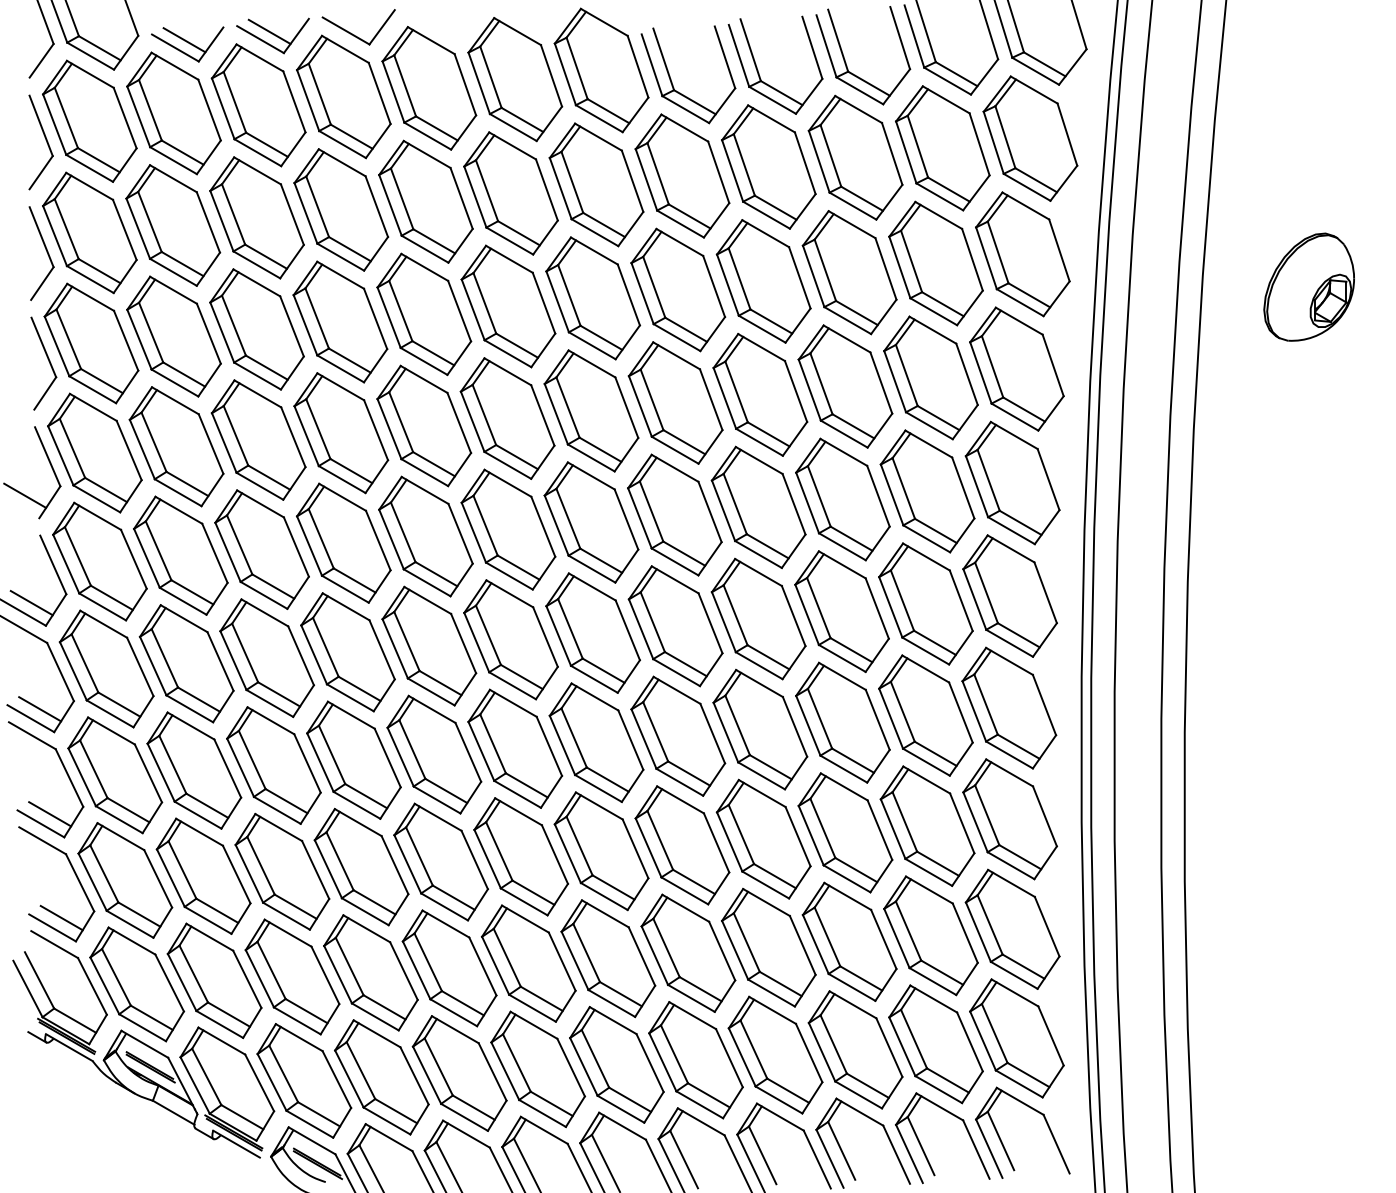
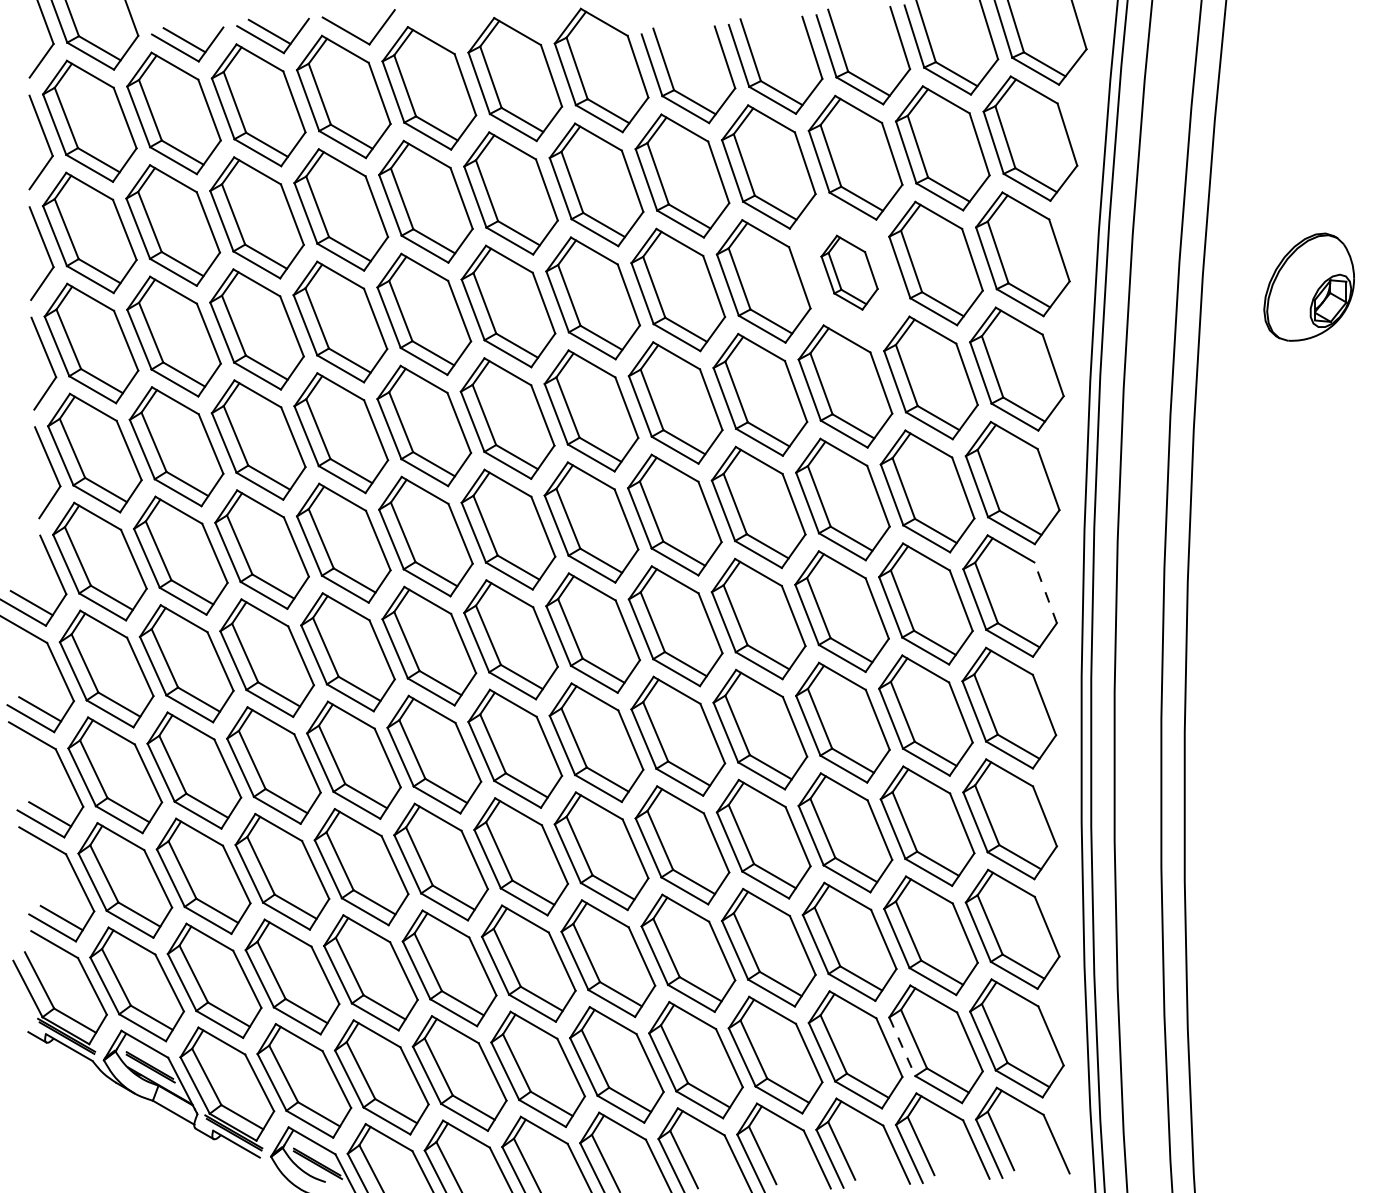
part size: 97x126 px -> 59x77 px (849, 272)
line: present -> none (25, 495)
line: solid -> dashed (1045, 592)
line: solid -> dashed (902, 1047)
